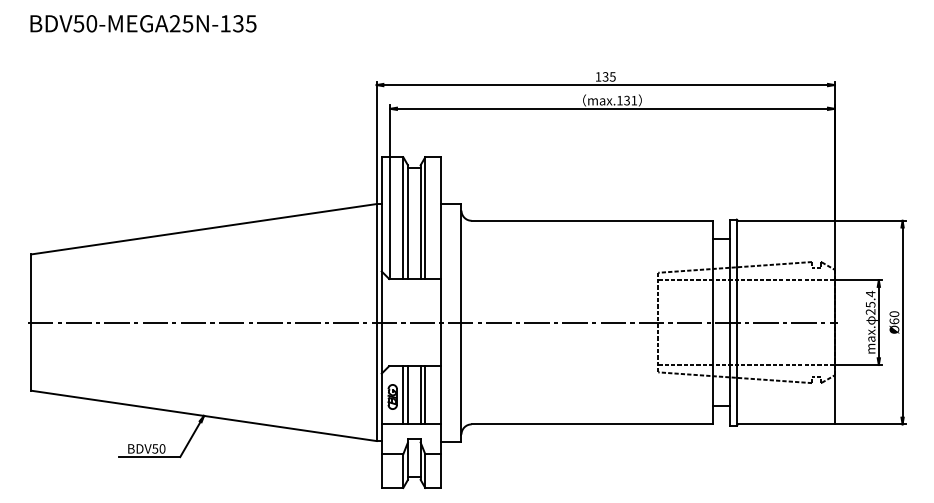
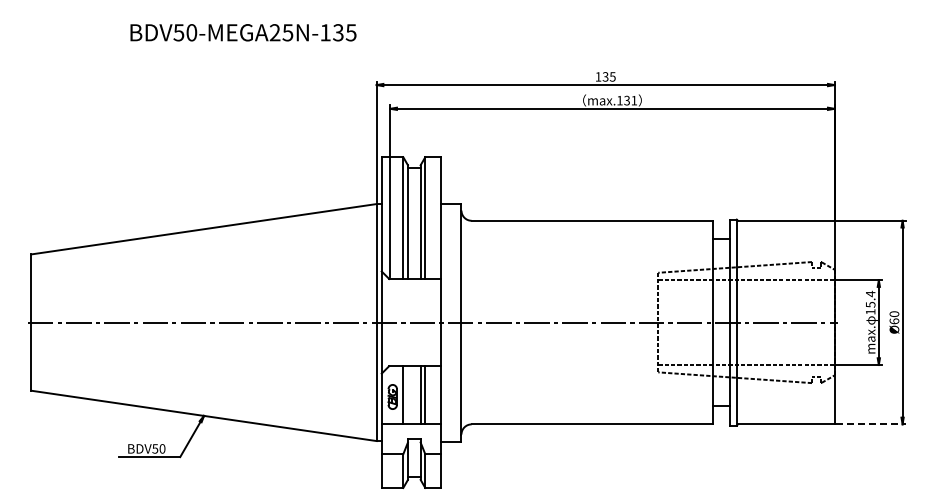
text position: (143, 23) -> (243, 32) (243, 32)
text: 25.4 -> 15.4 (870, 311)
line: present -> none (407, 395)
line: solid -> dashed (871, 424)
